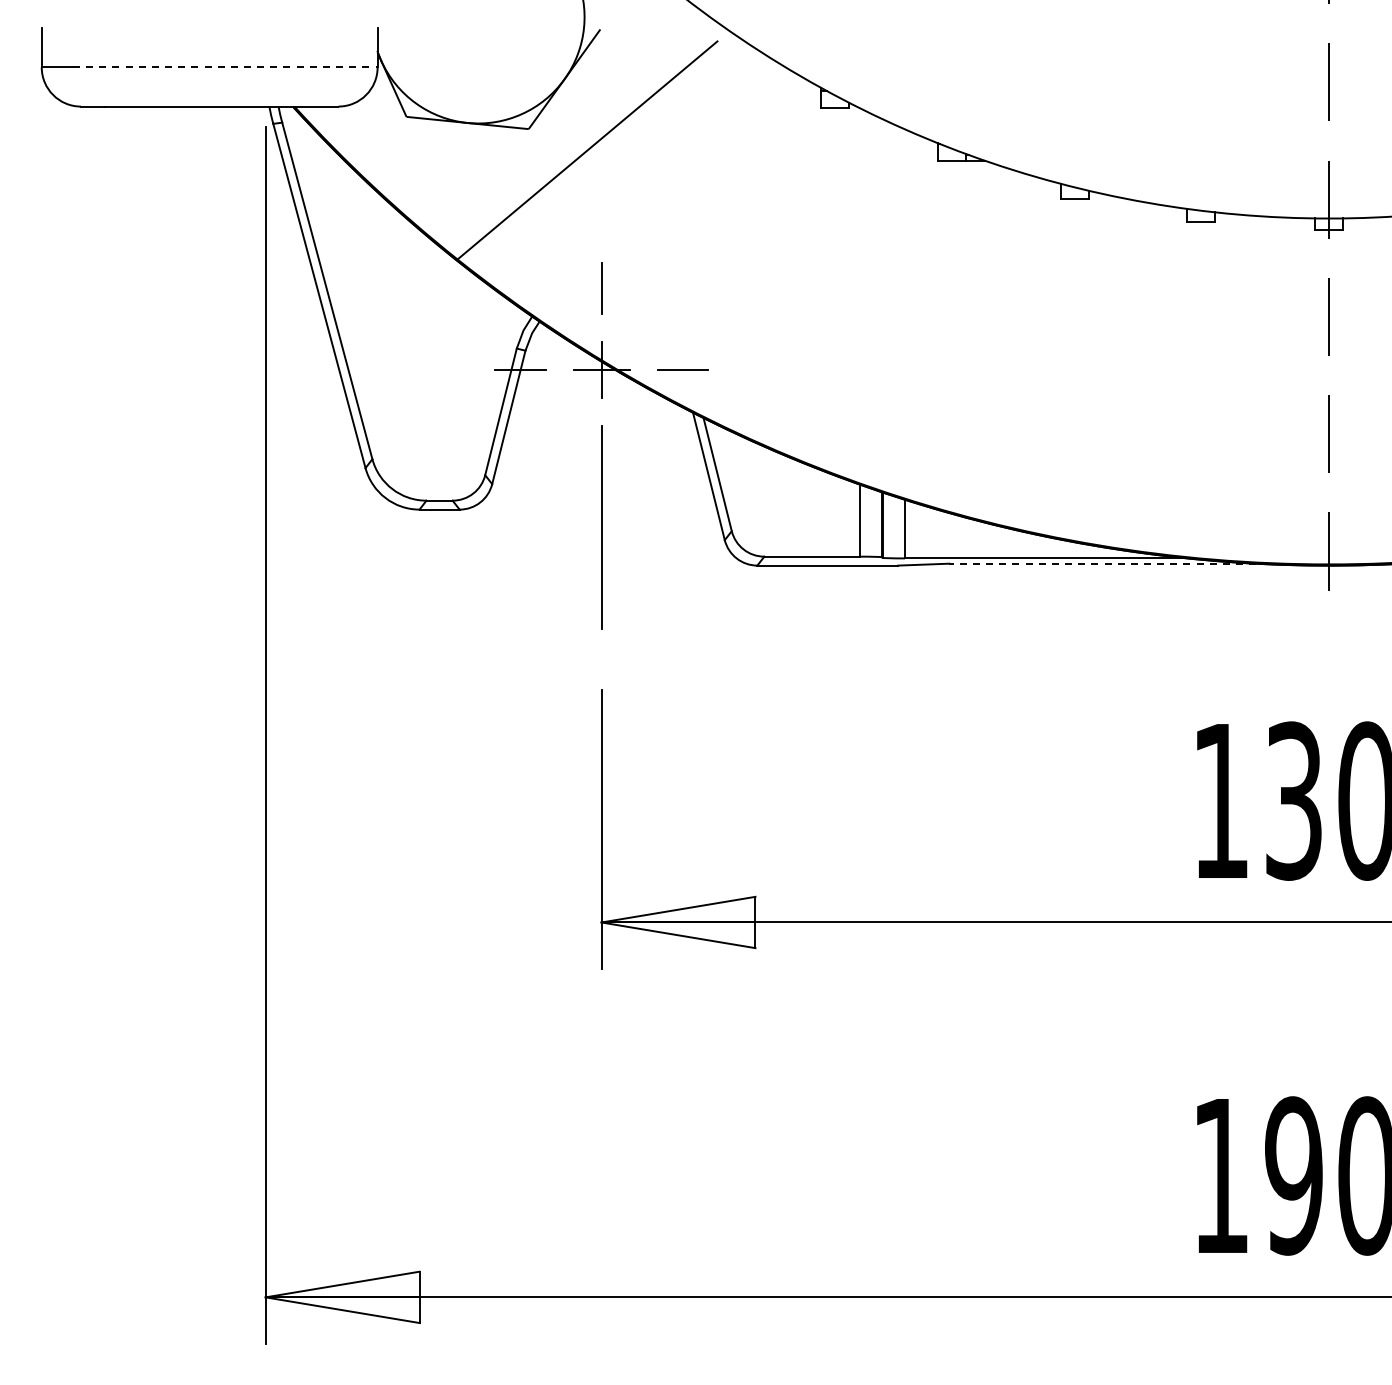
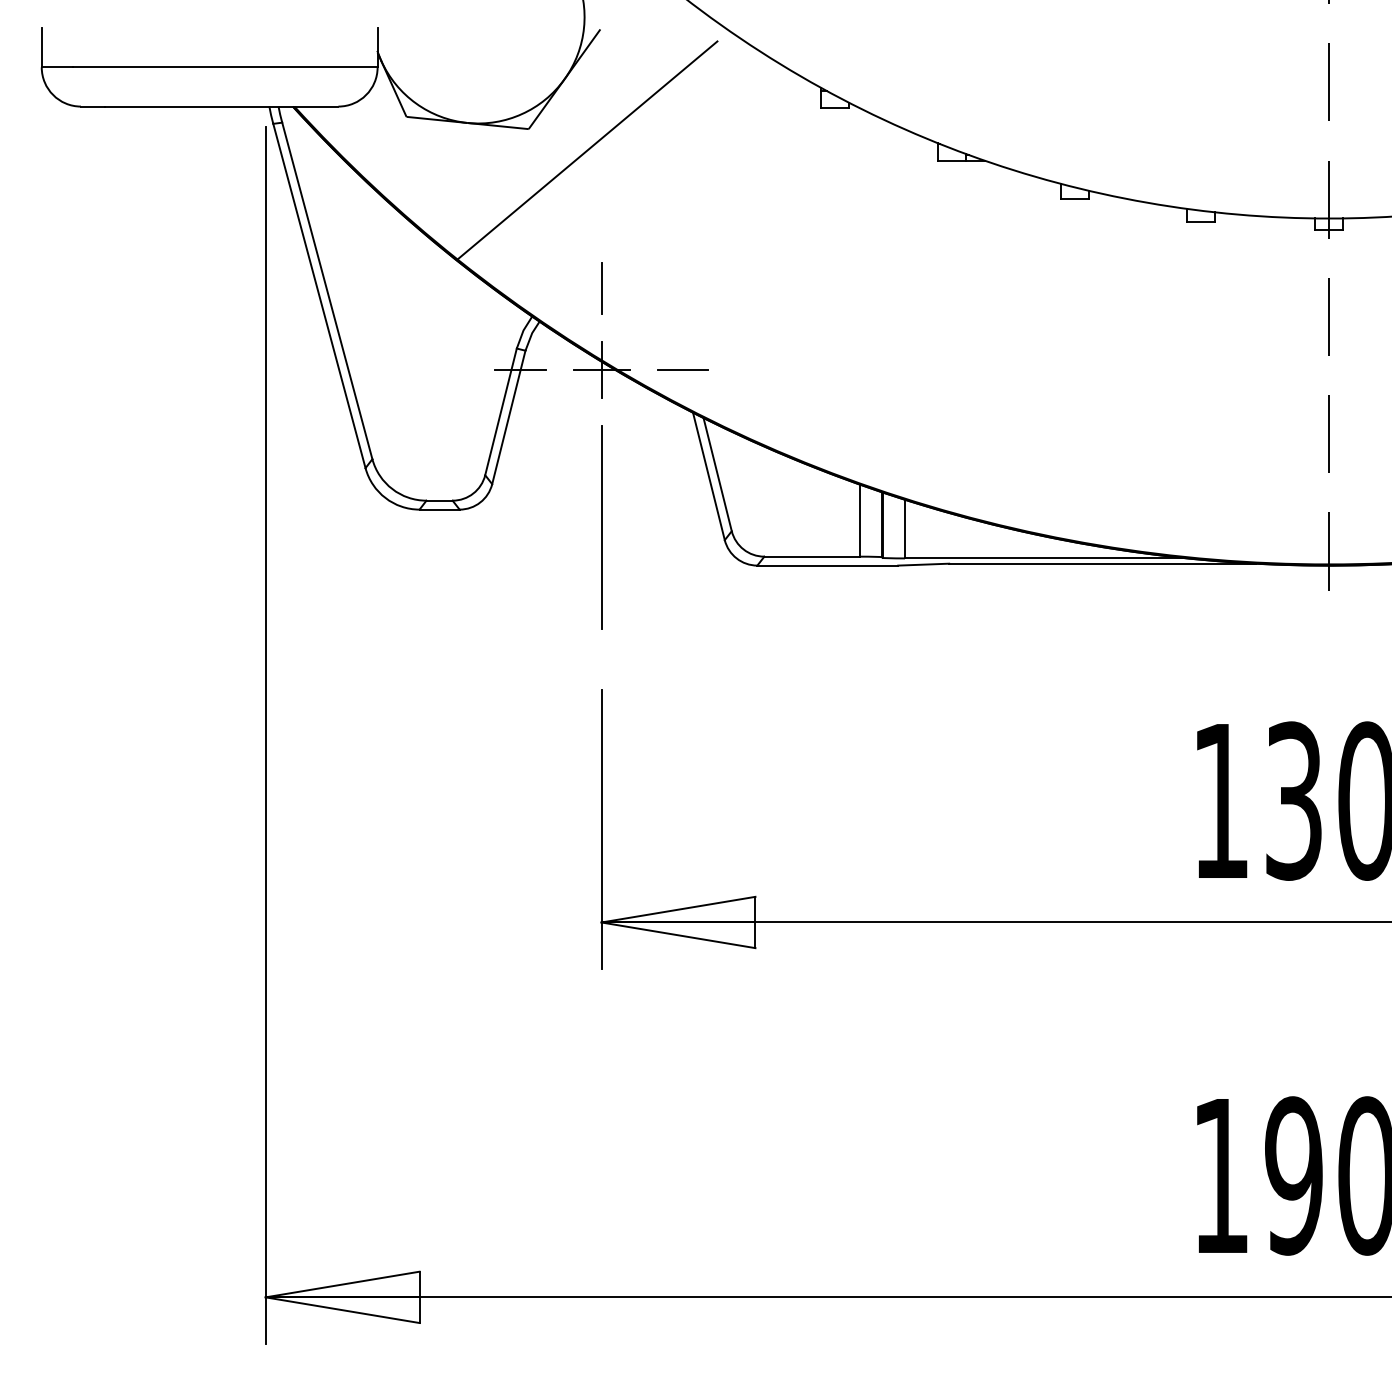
line: dashed -> solid (225, 67)
line: dashed -> solid (1102, 563)
